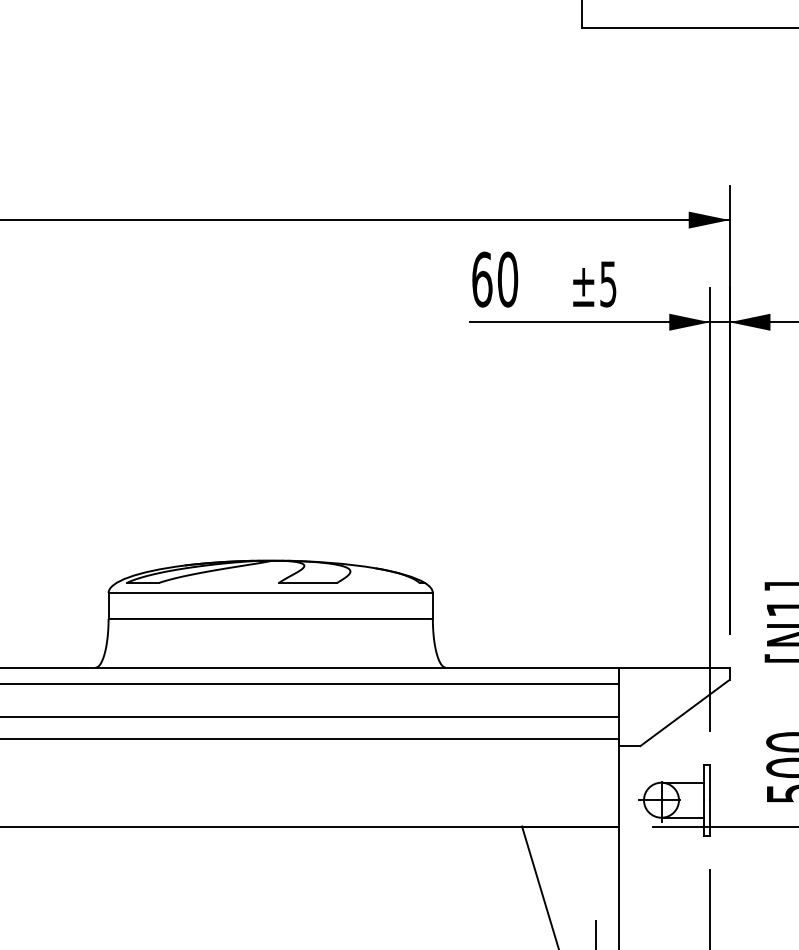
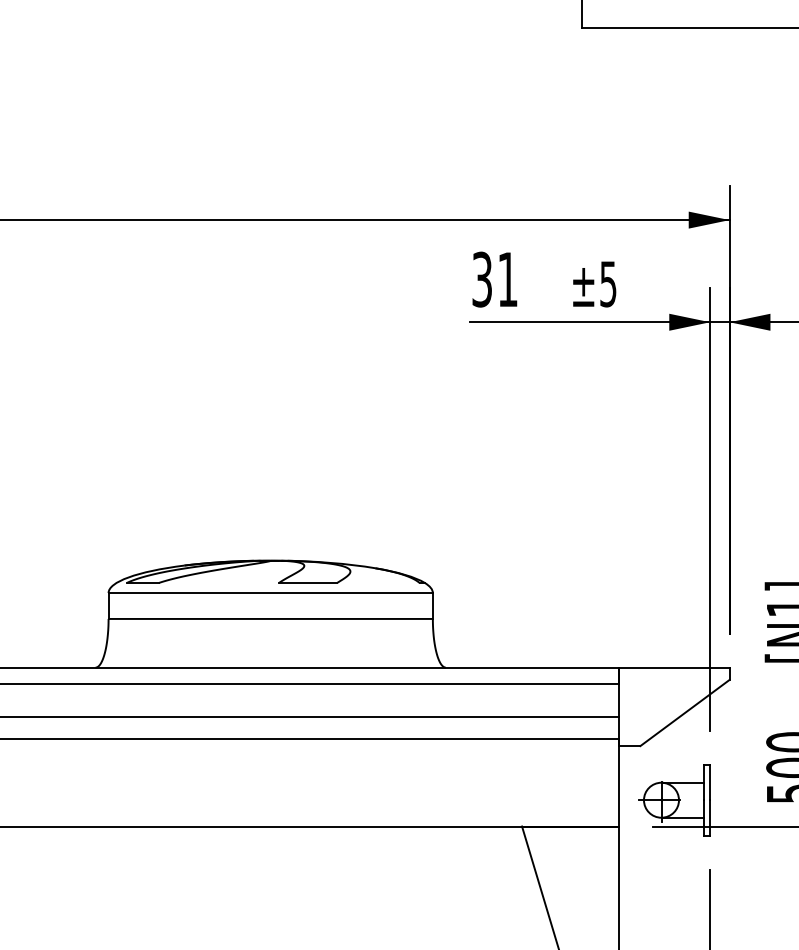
text: 60 -> 31 (495, 279)
line: present -> none (595, 932)
